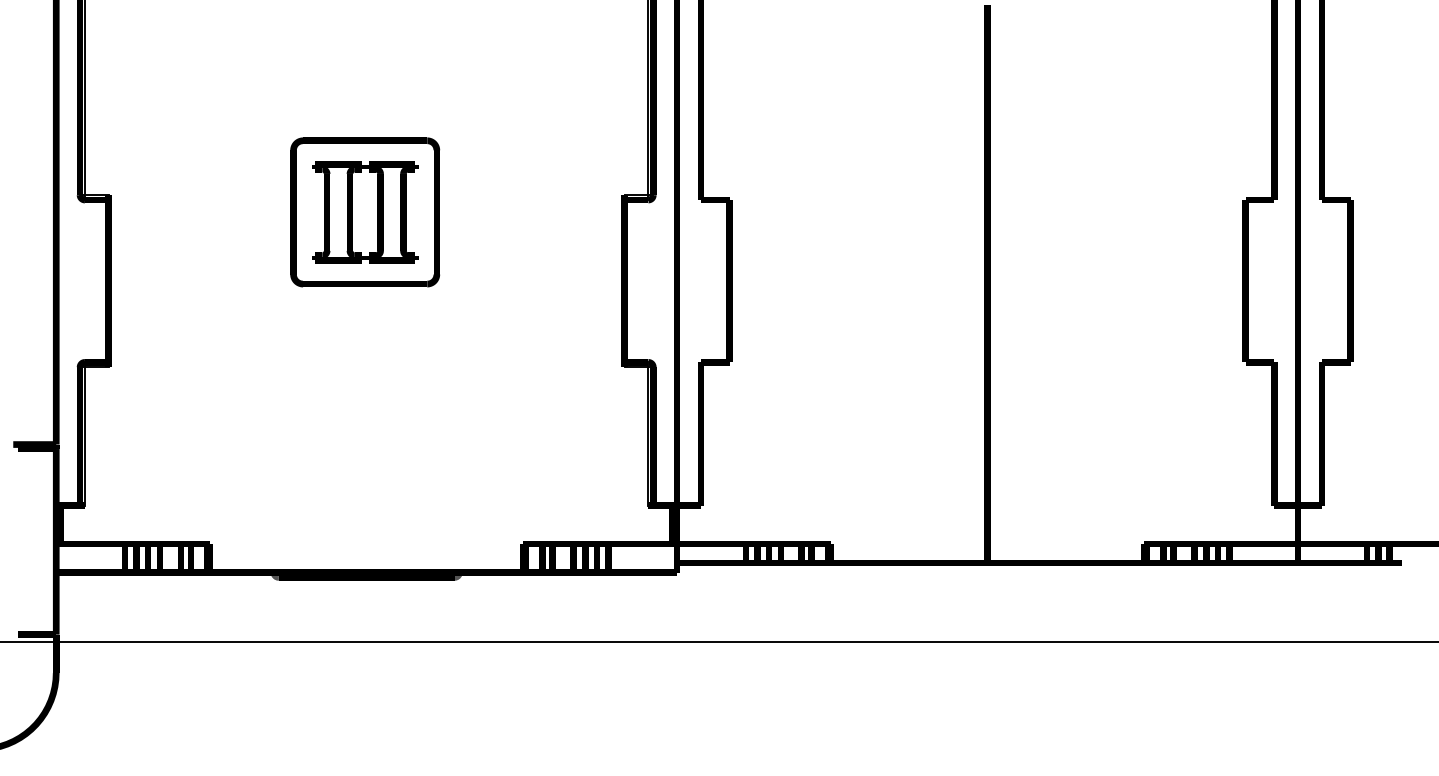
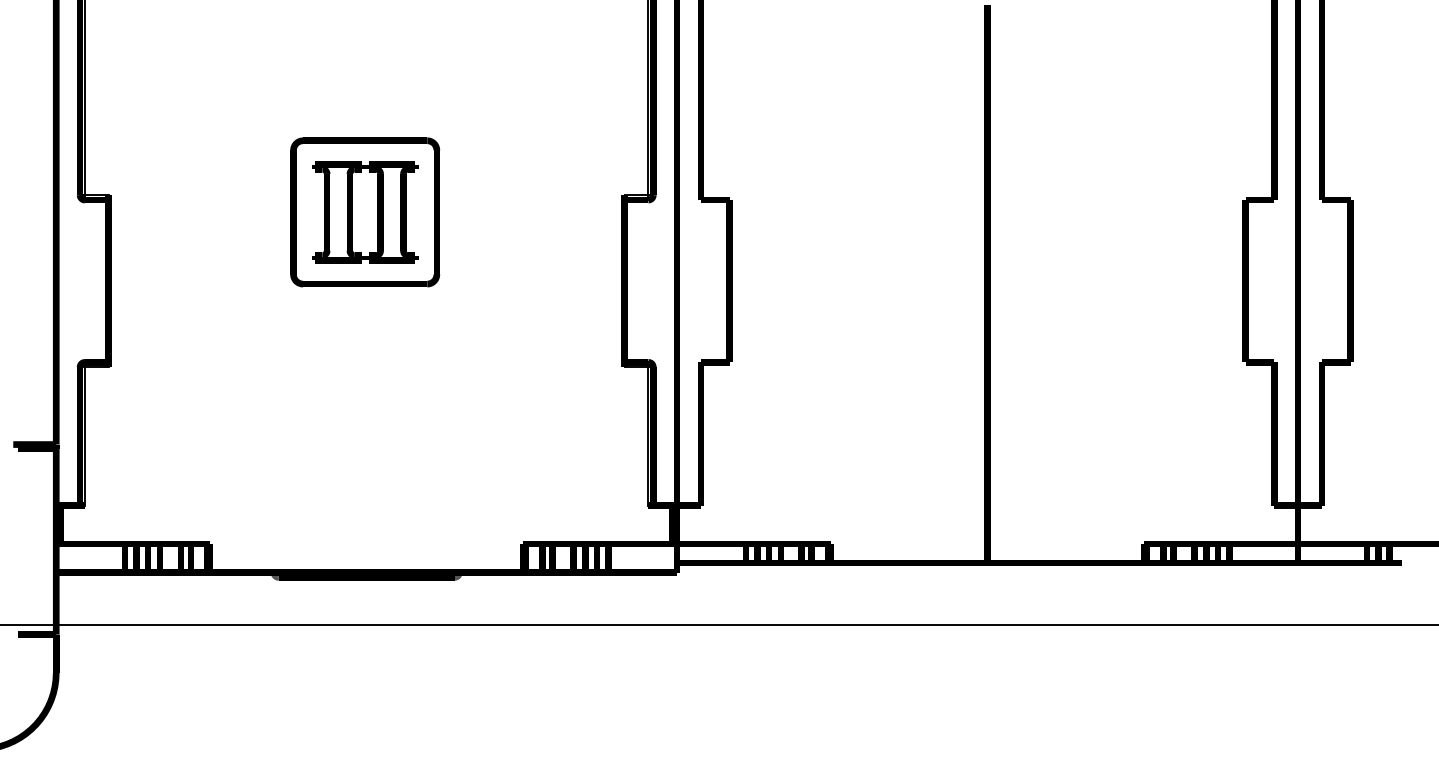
line position: (718, 642) -> (718, 625) (718, 625)
